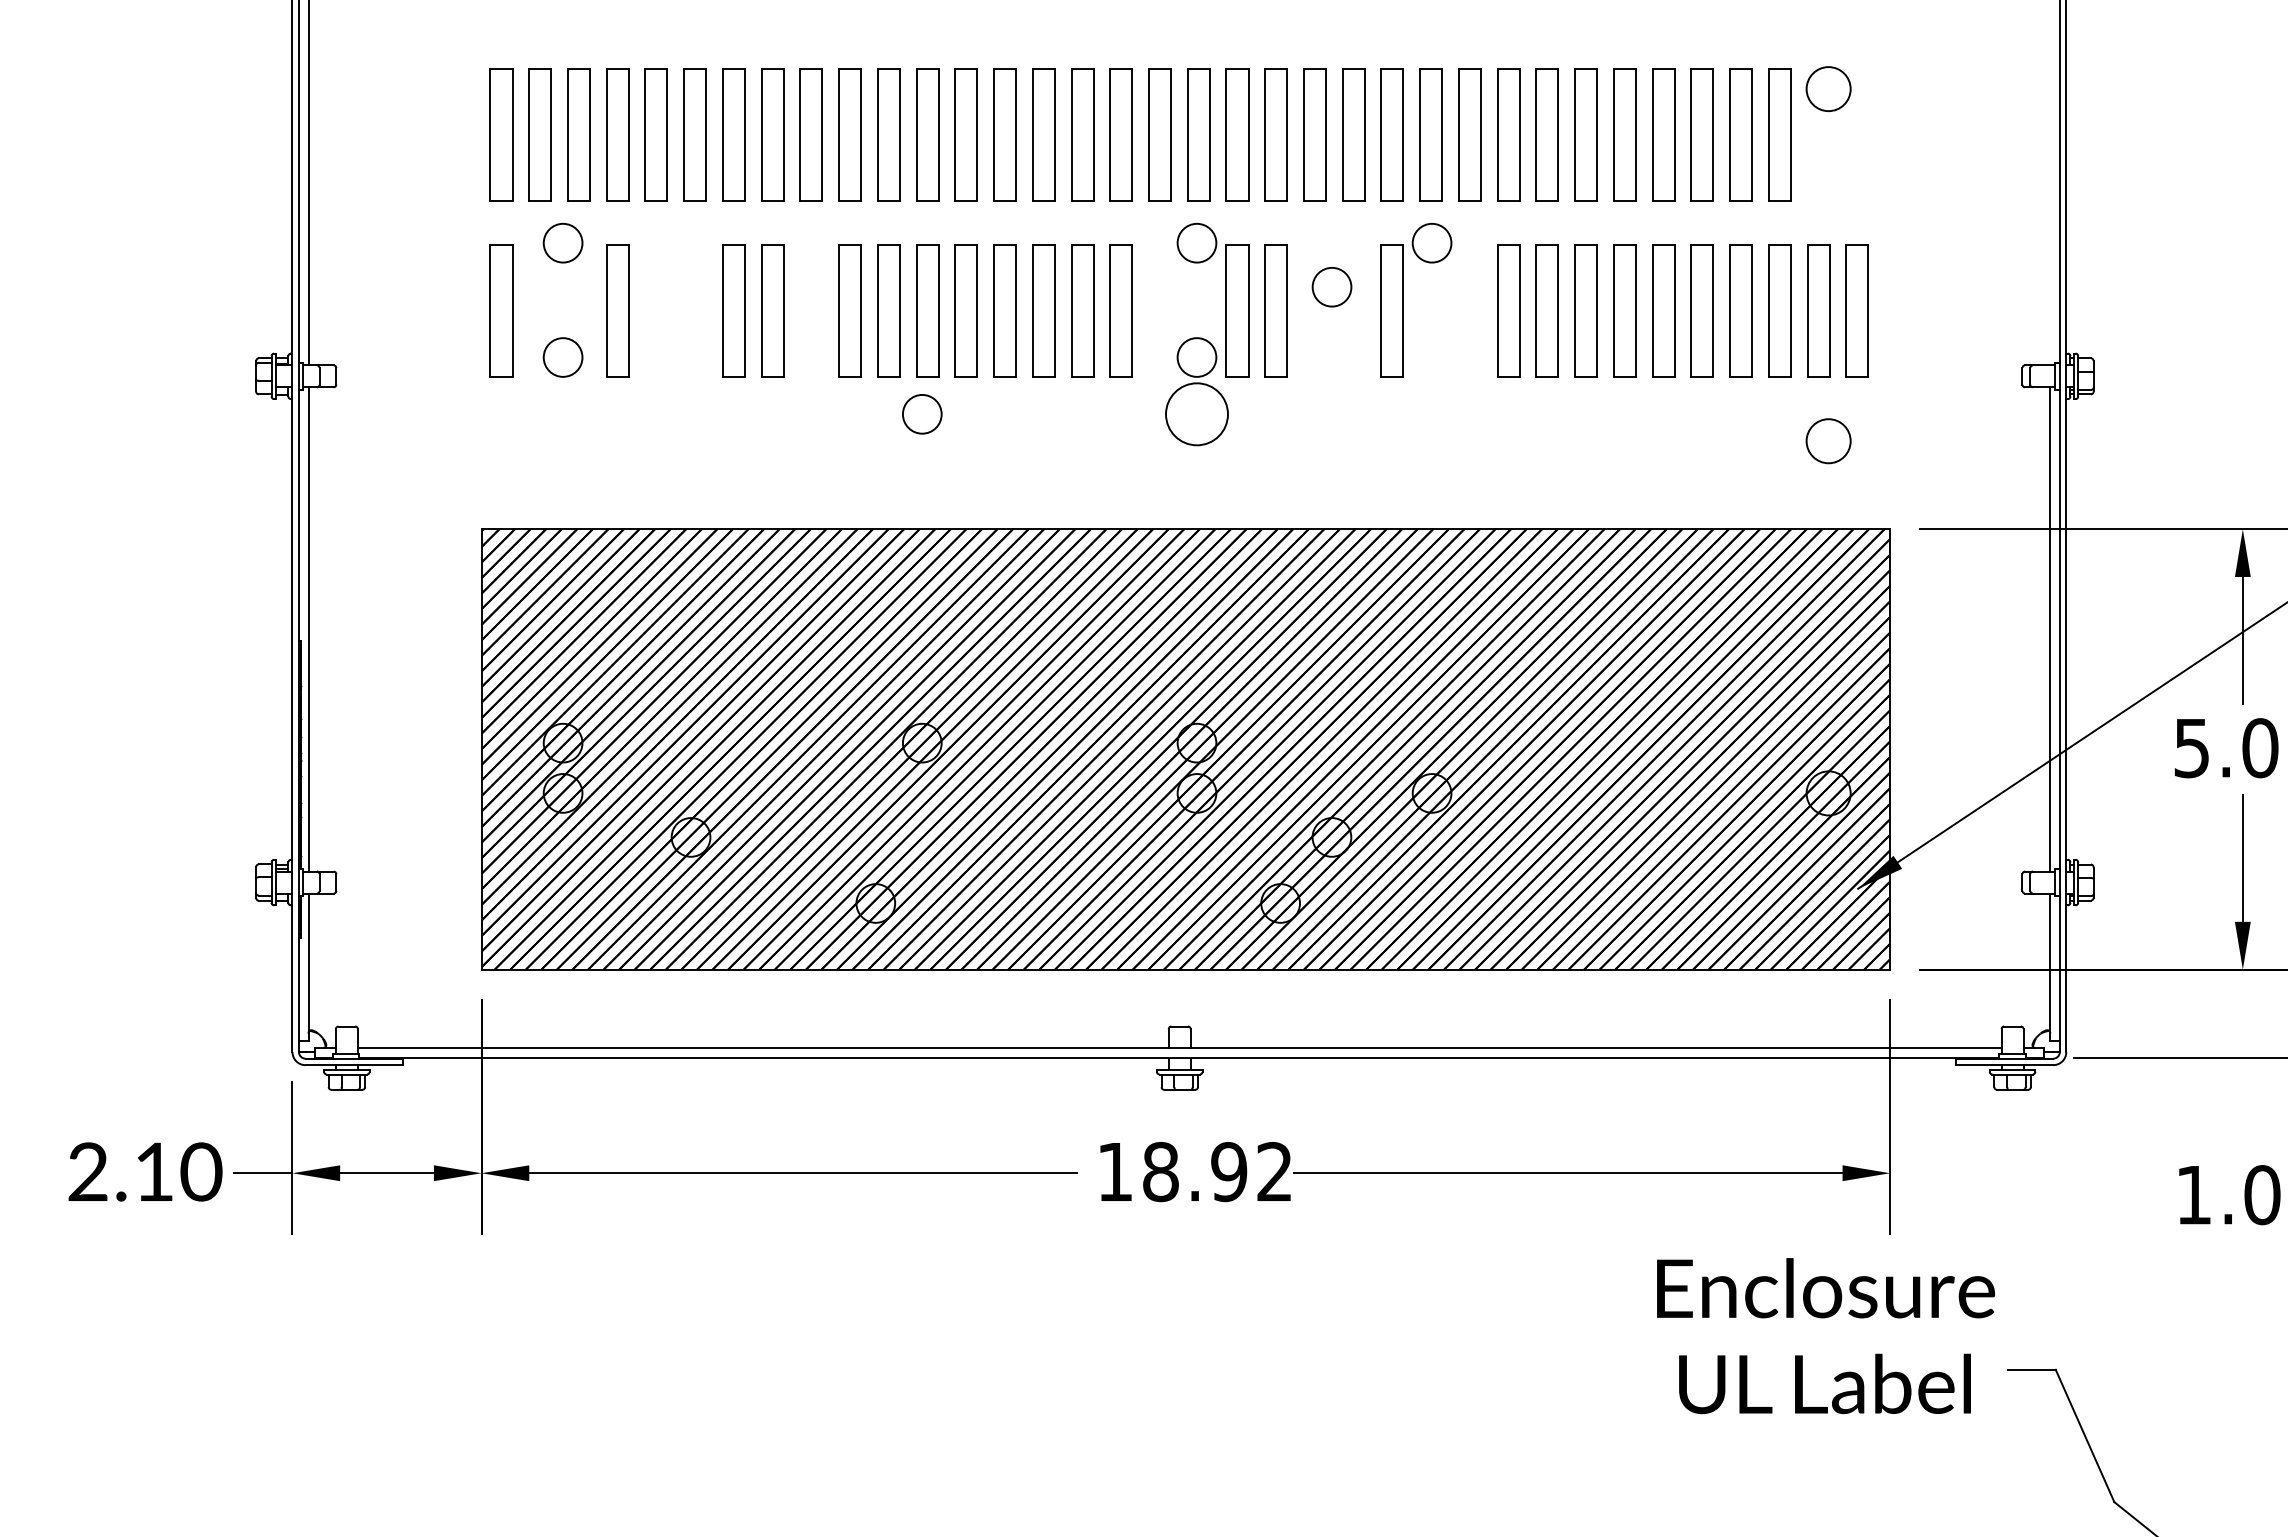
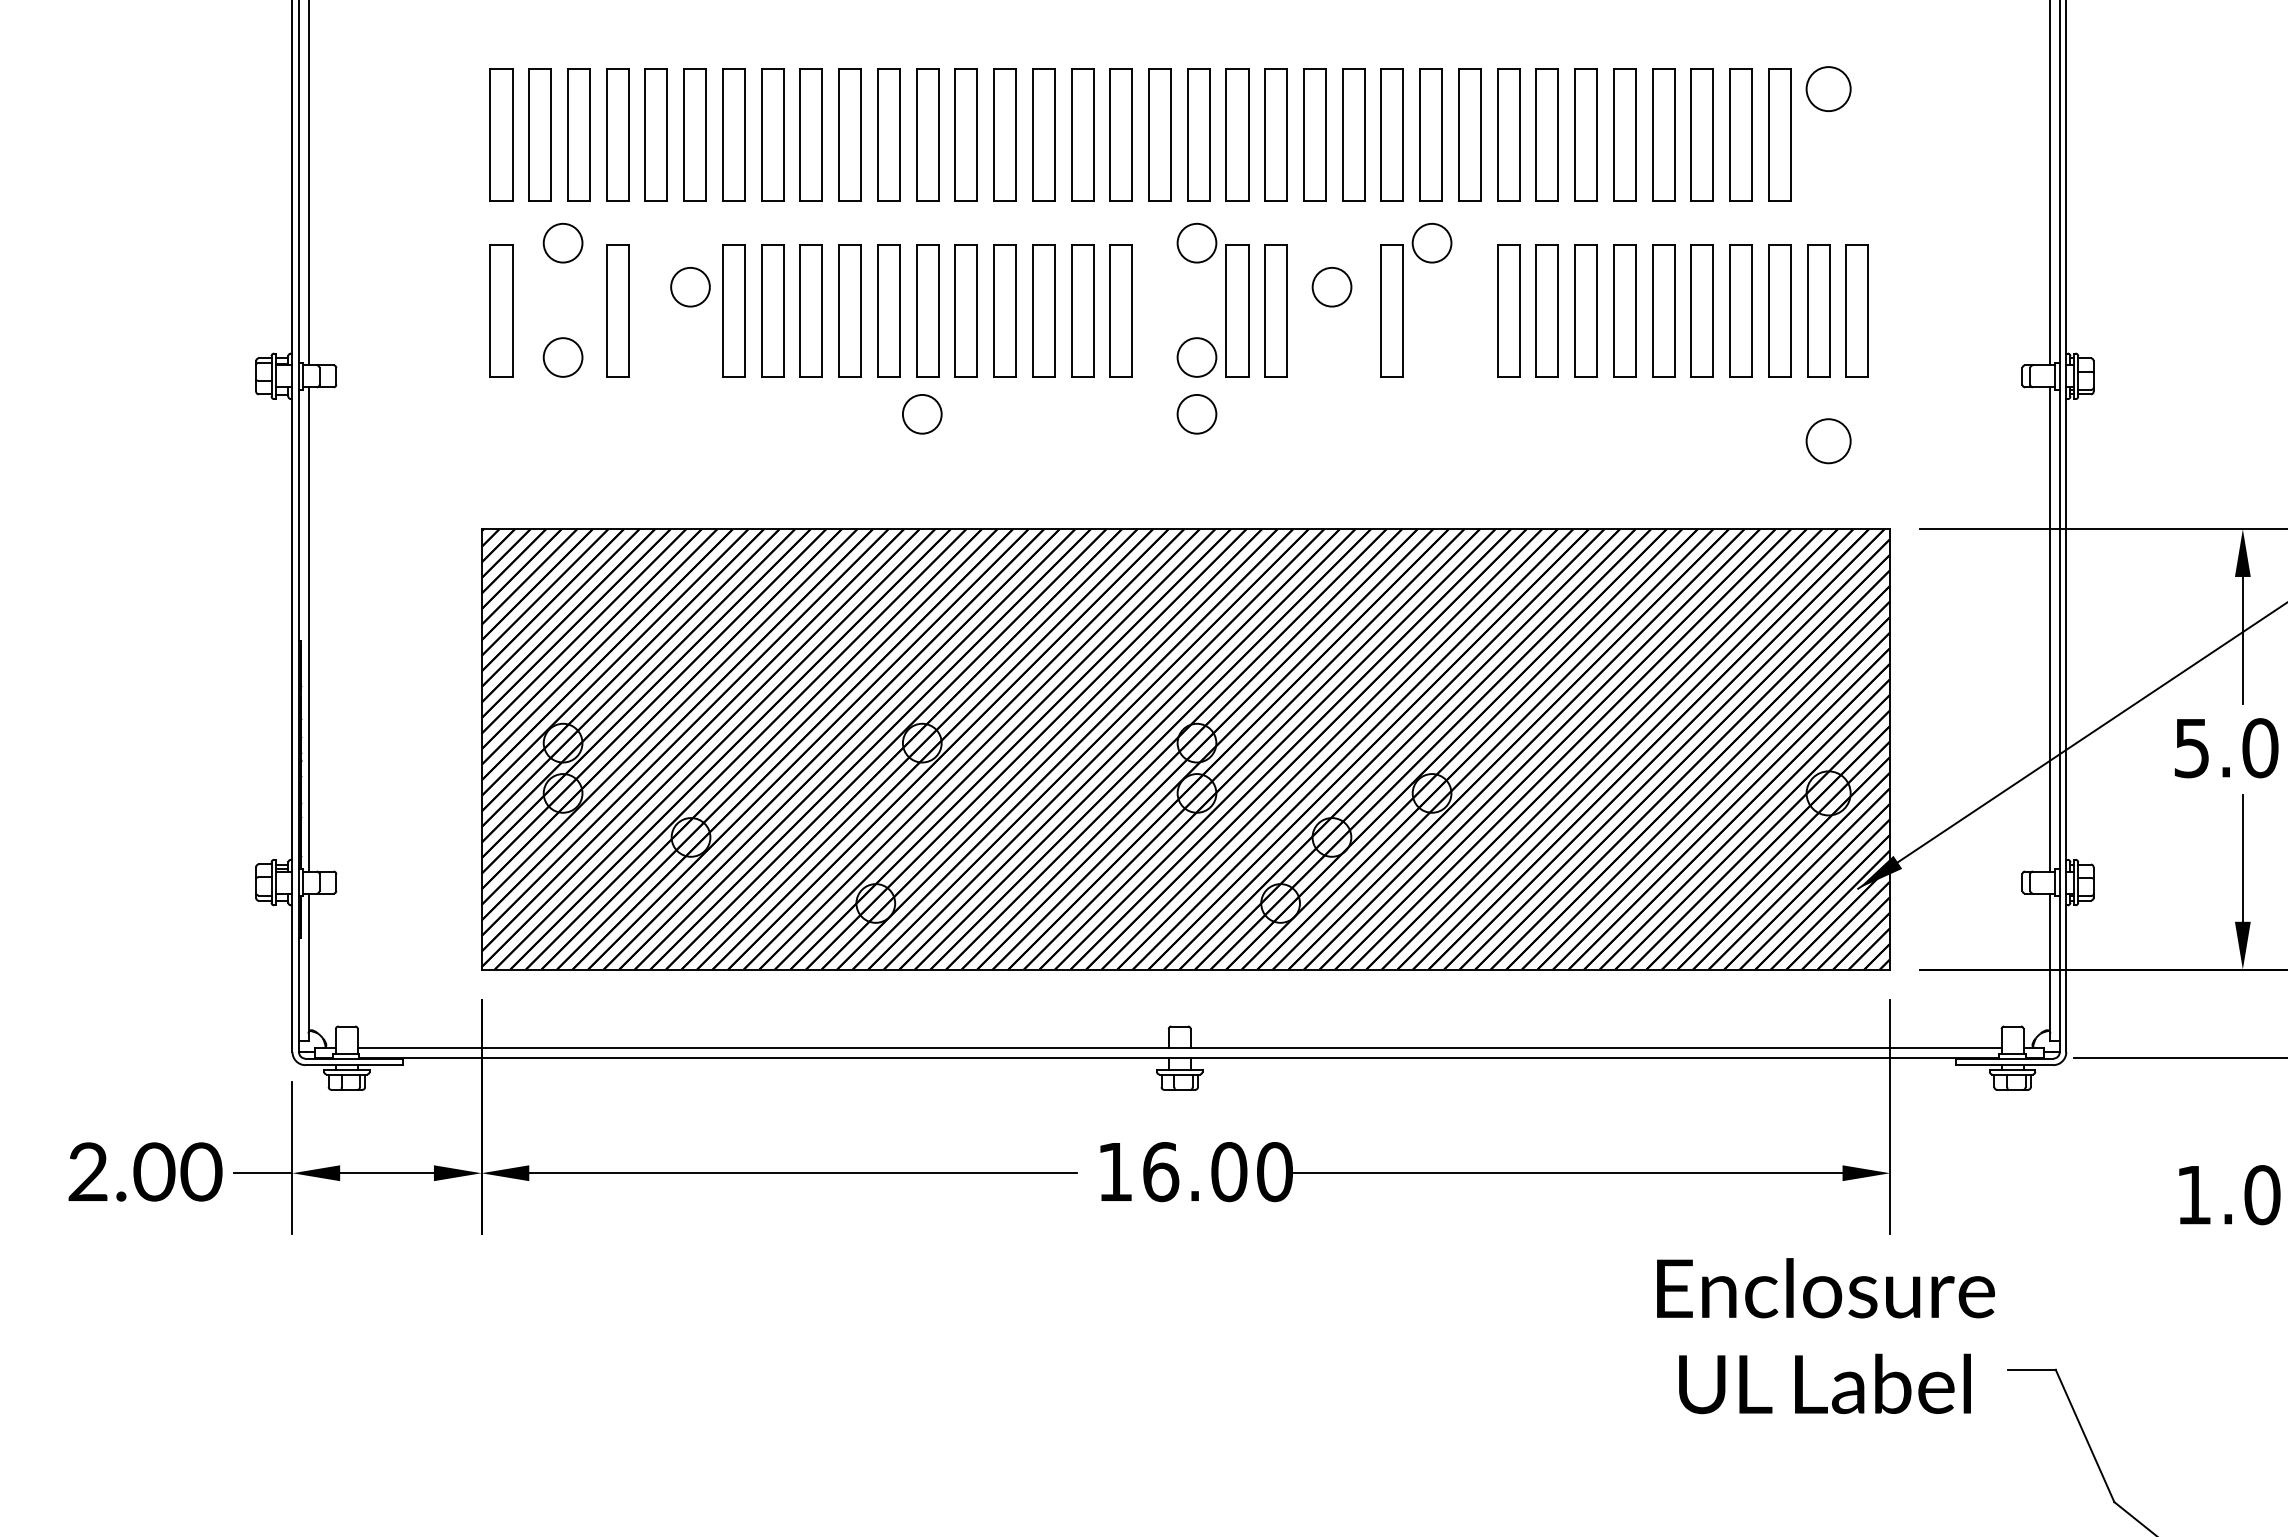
line: none -> present (2050, 183)
circle: none -> present (690, 287)
part: none -> present (810, 310)
circle diameter: 62 px -> 39 px (1196, 413)
text: 2.10 -> 2.00 (154, 1171)
text: 18.92 -> 16.00 (1217, 1172)
